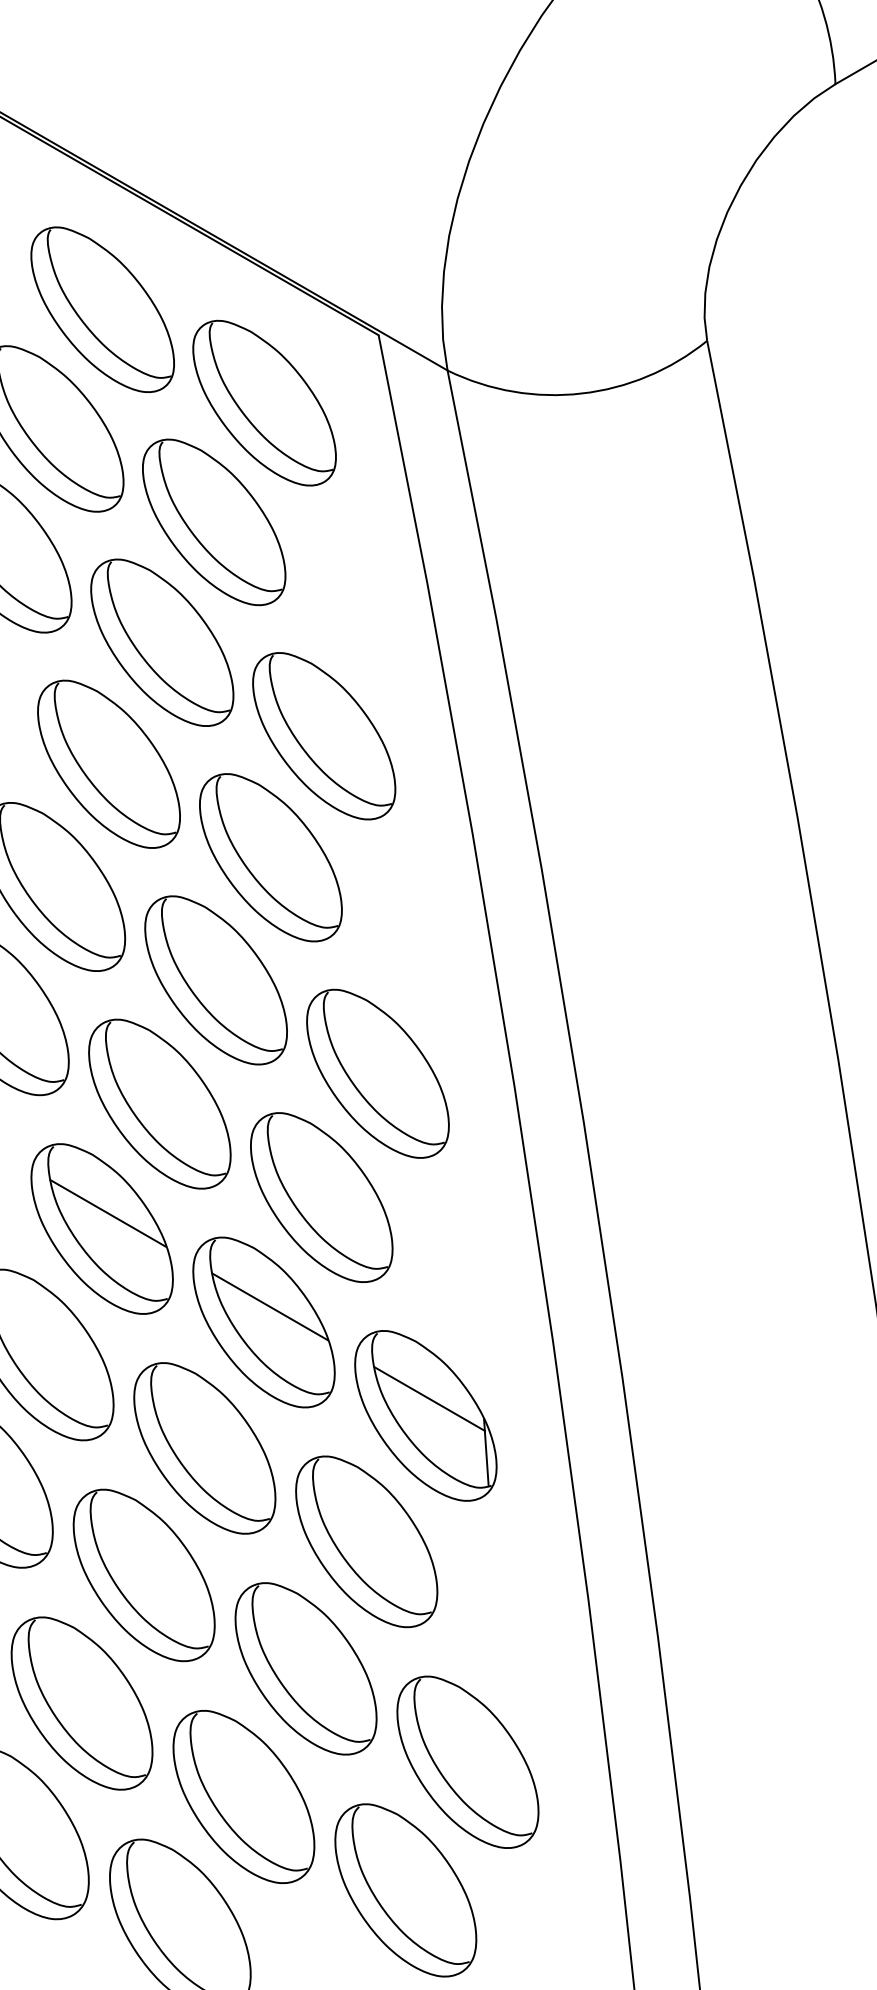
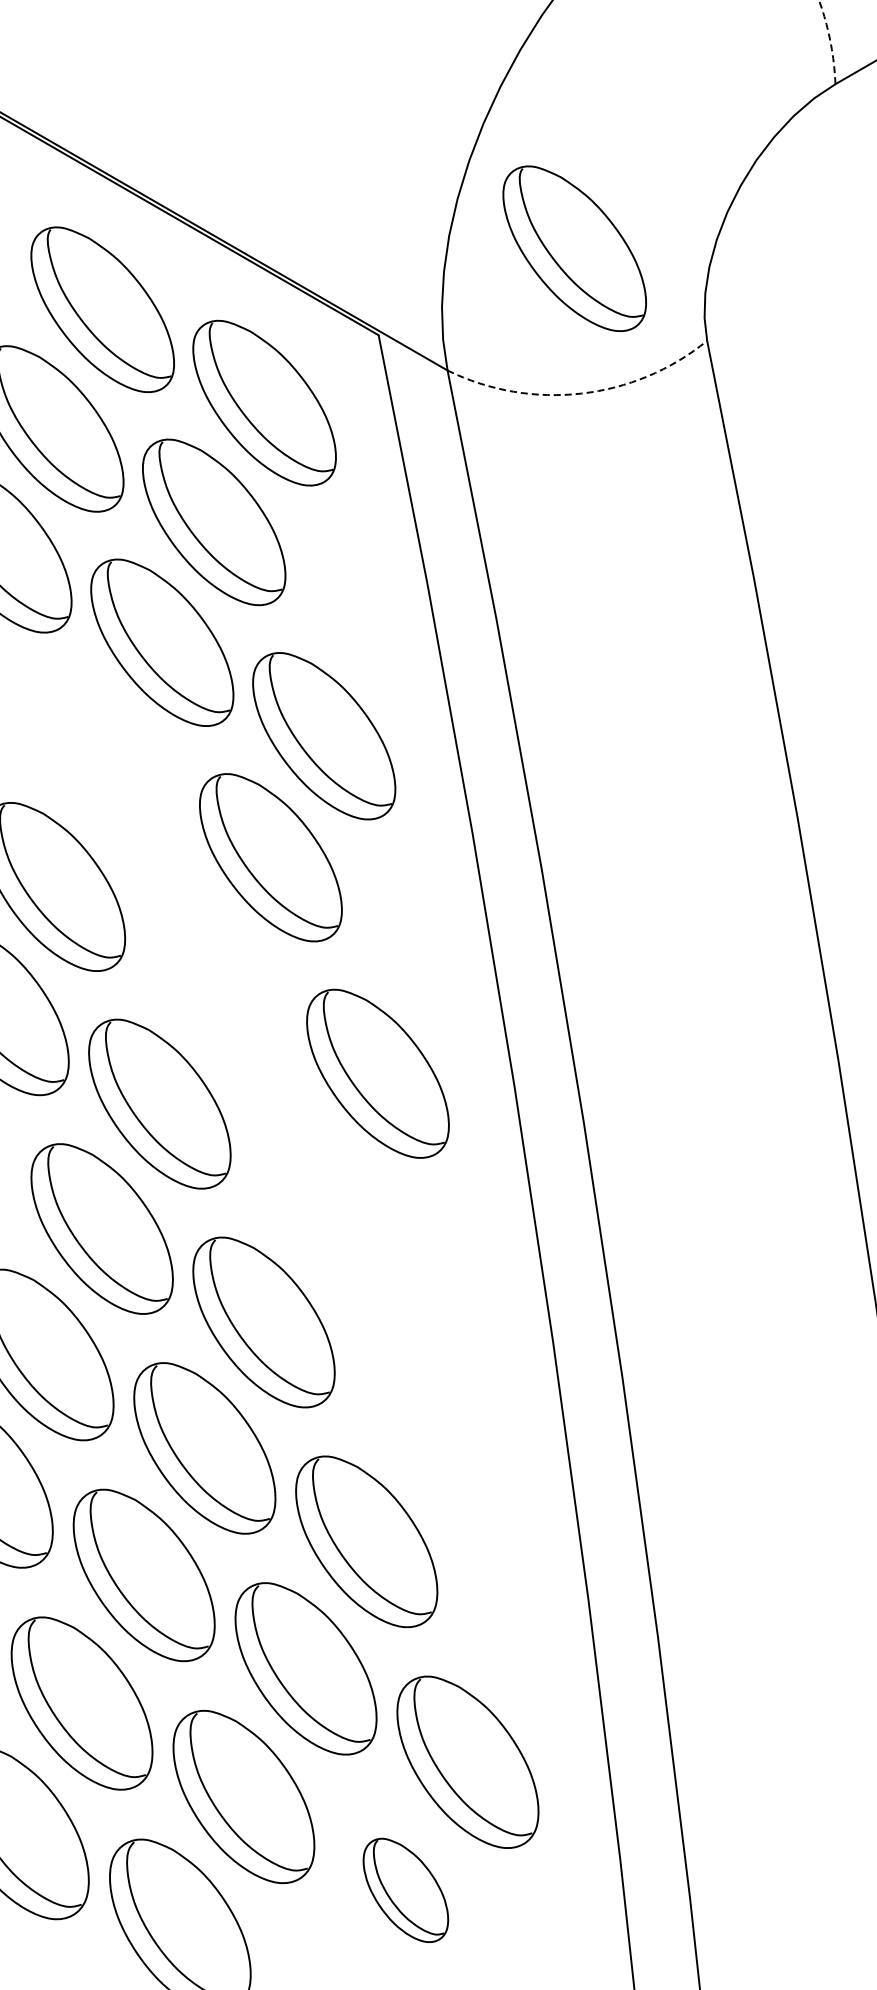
arc: solid -> dashed (830, 41)
part: none -> present (574, 248)
arc: solid -> dashed (581, 393)
part: present -> none (108, 763)
part: present -> none (215, 980)
part: present -> none (321, 1197)
line: present -> none (107, 1213)
line: present -> none (269, 1306)
part: present -> none (425, 1415)
part size: 144x175 px -> 88x106 px (405, 1889)
